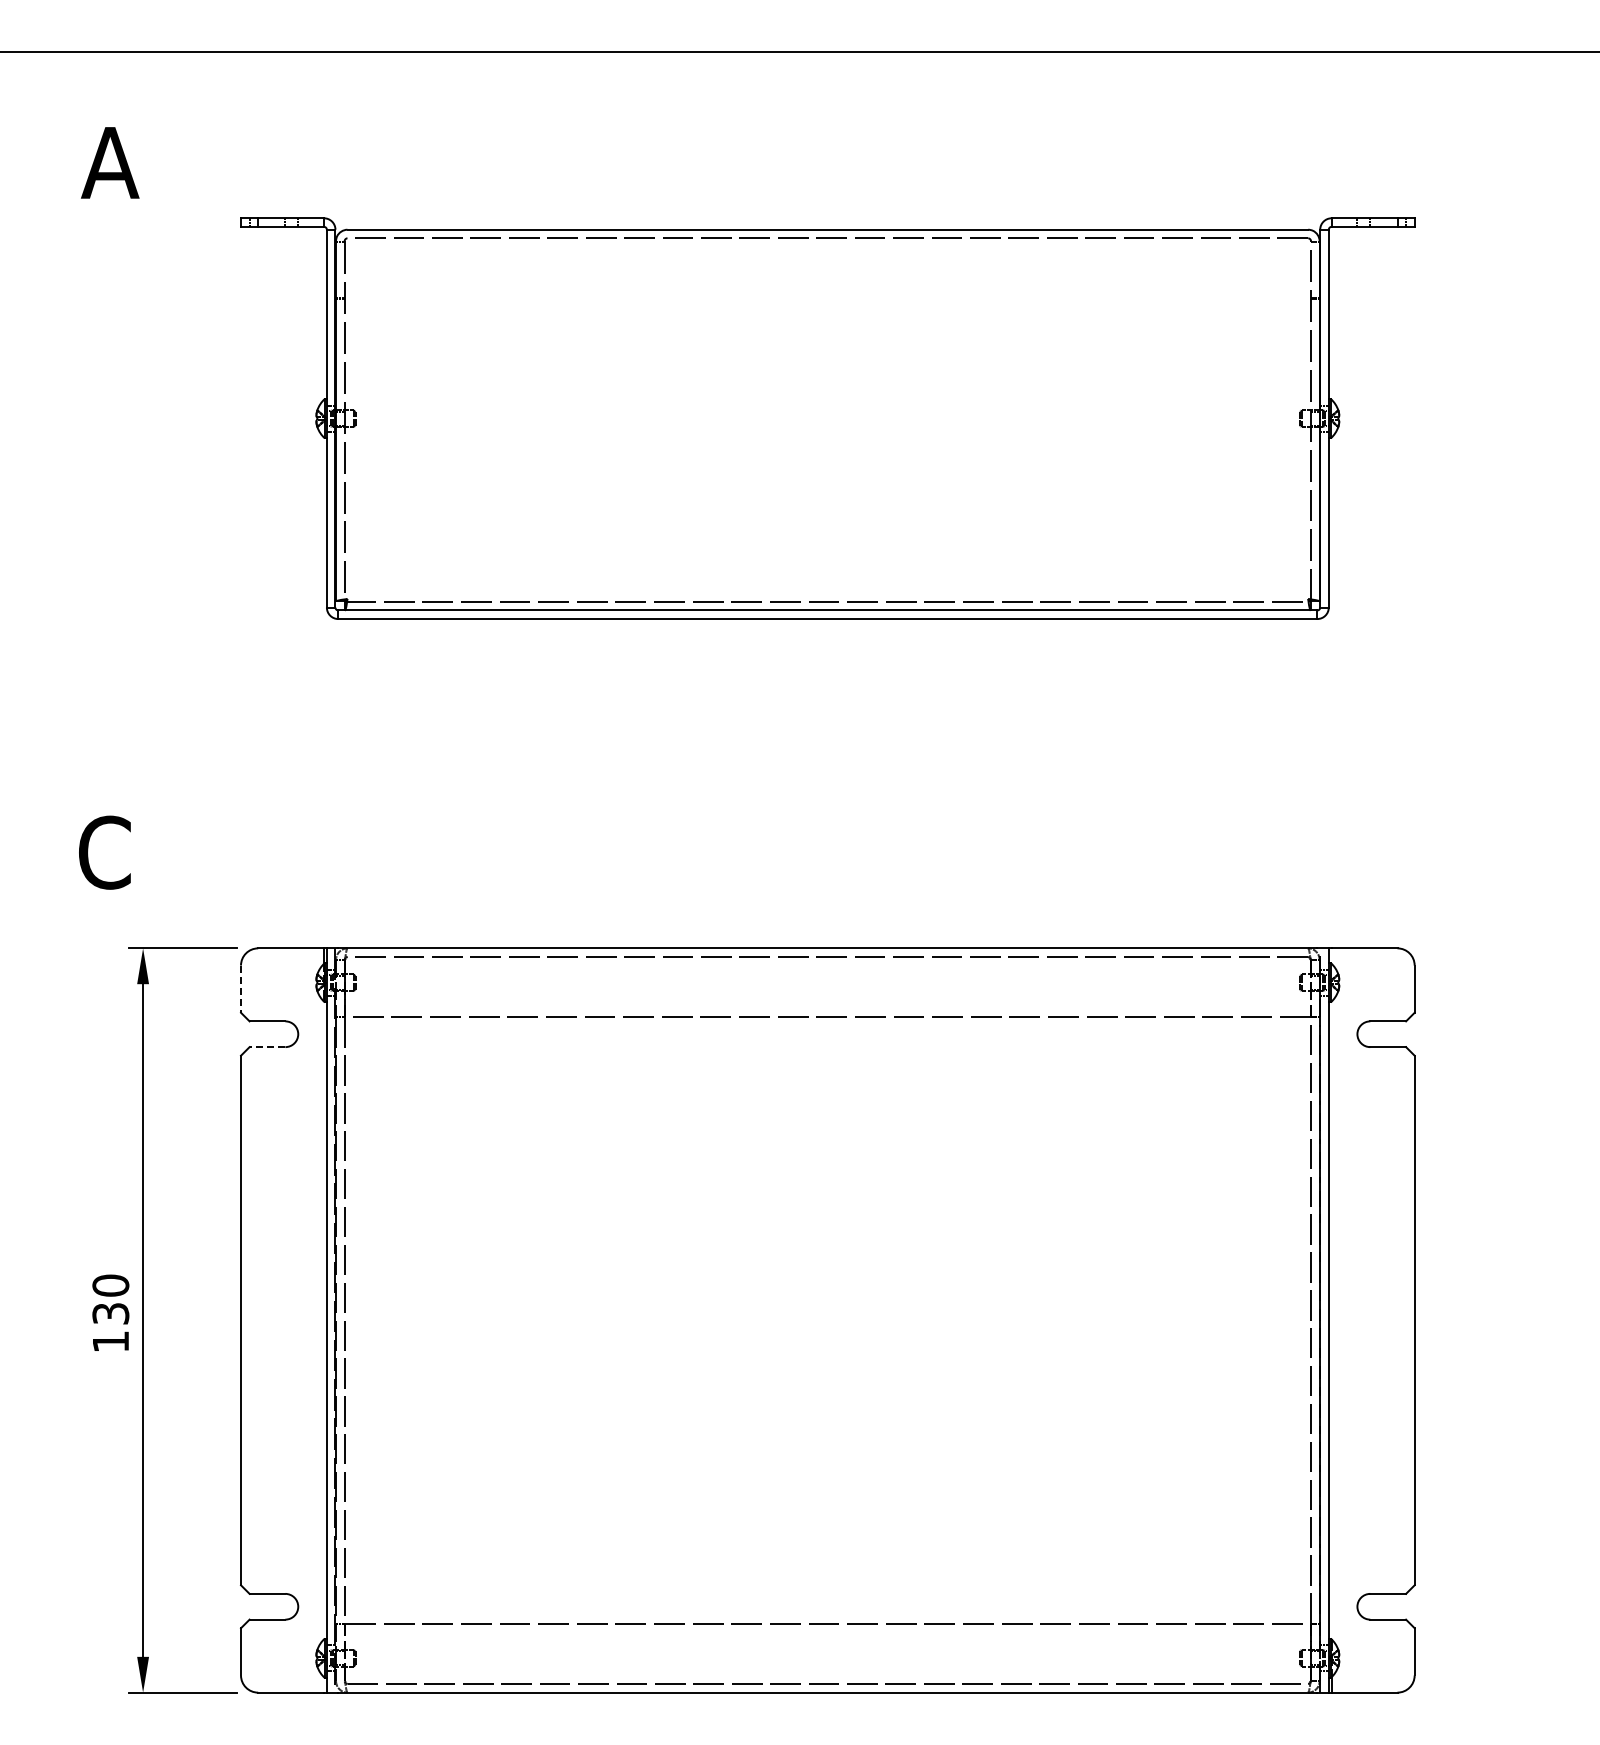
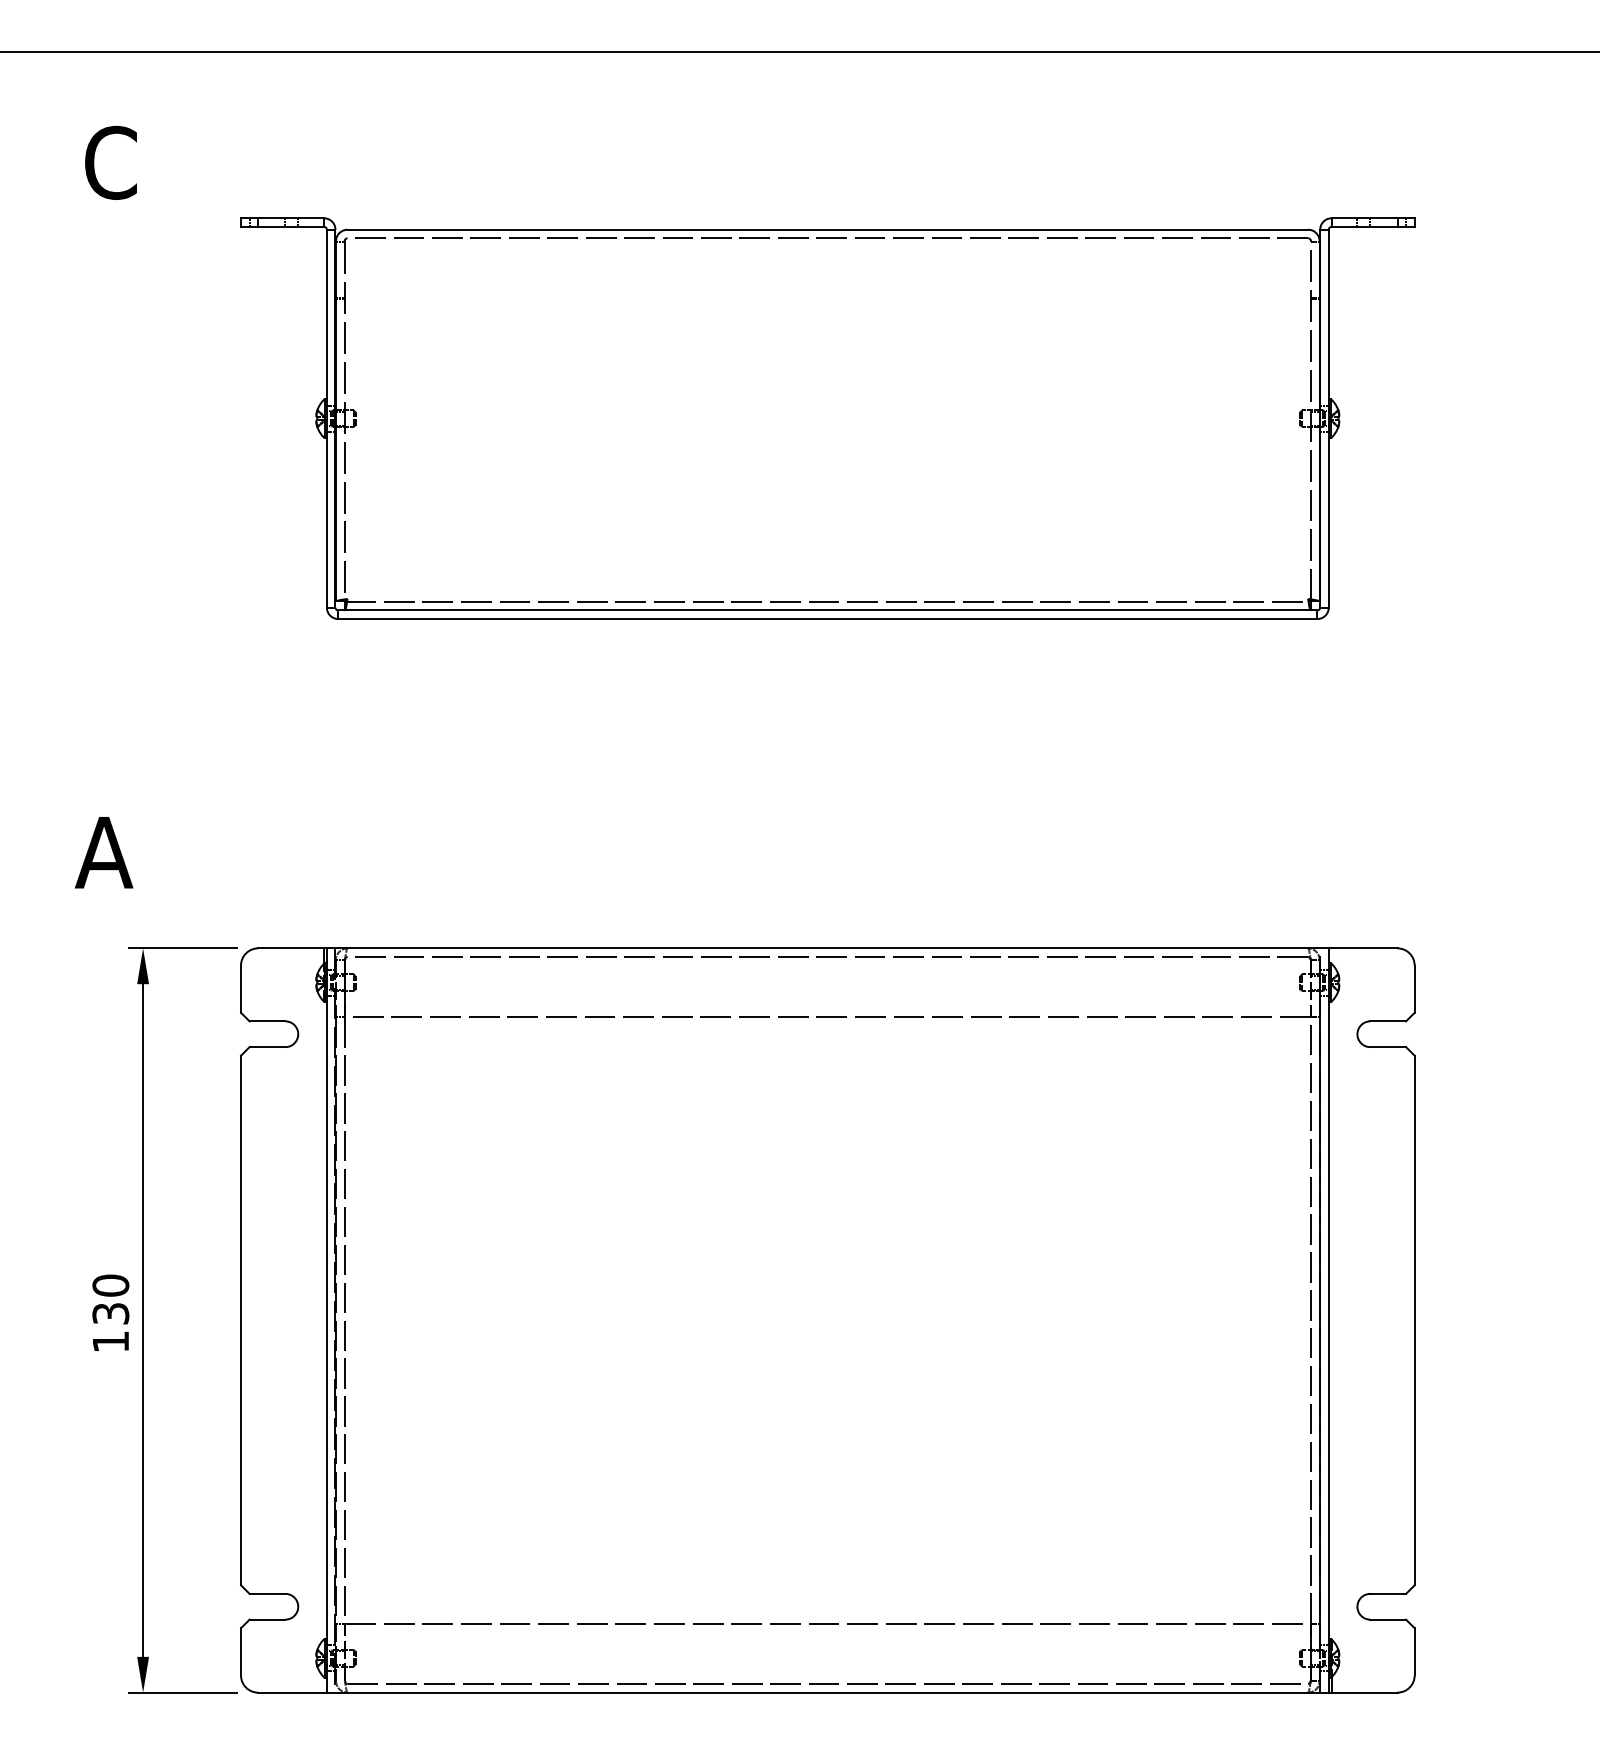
text: A -> C (110, 162)
text: C -> A (103, 852)
line: dashed -> solid (241, 989)
line: dashed -> solid (267, 1047)
